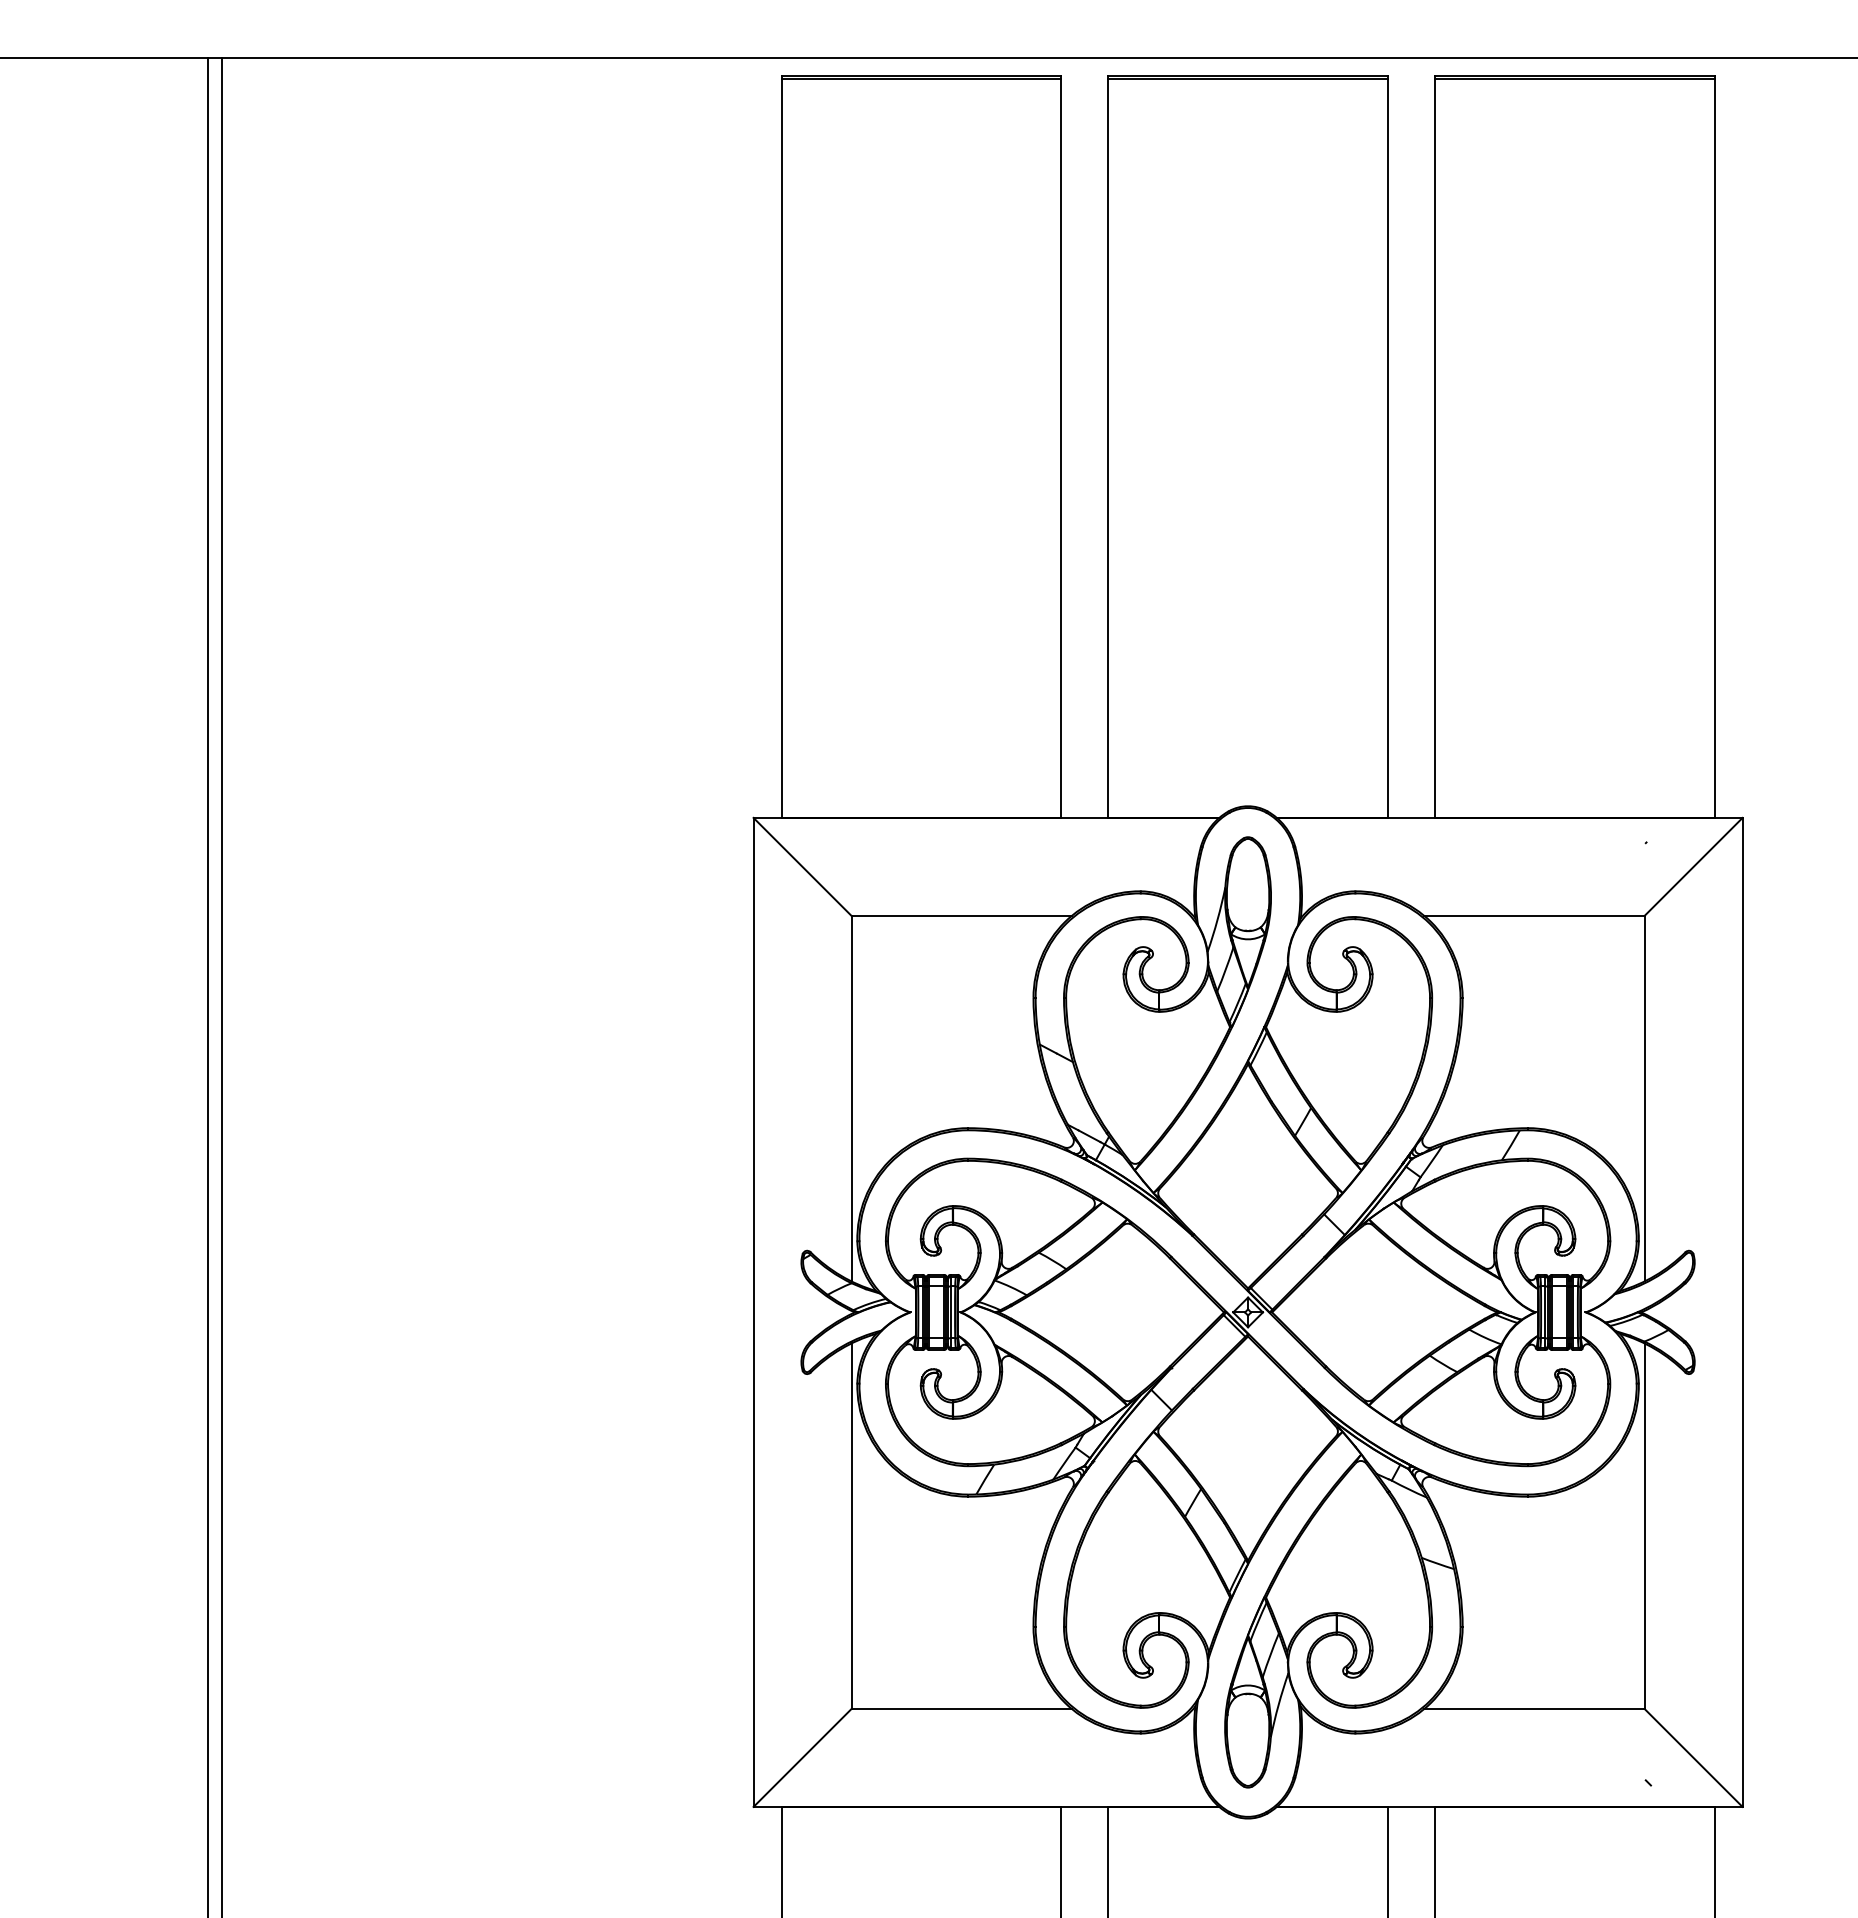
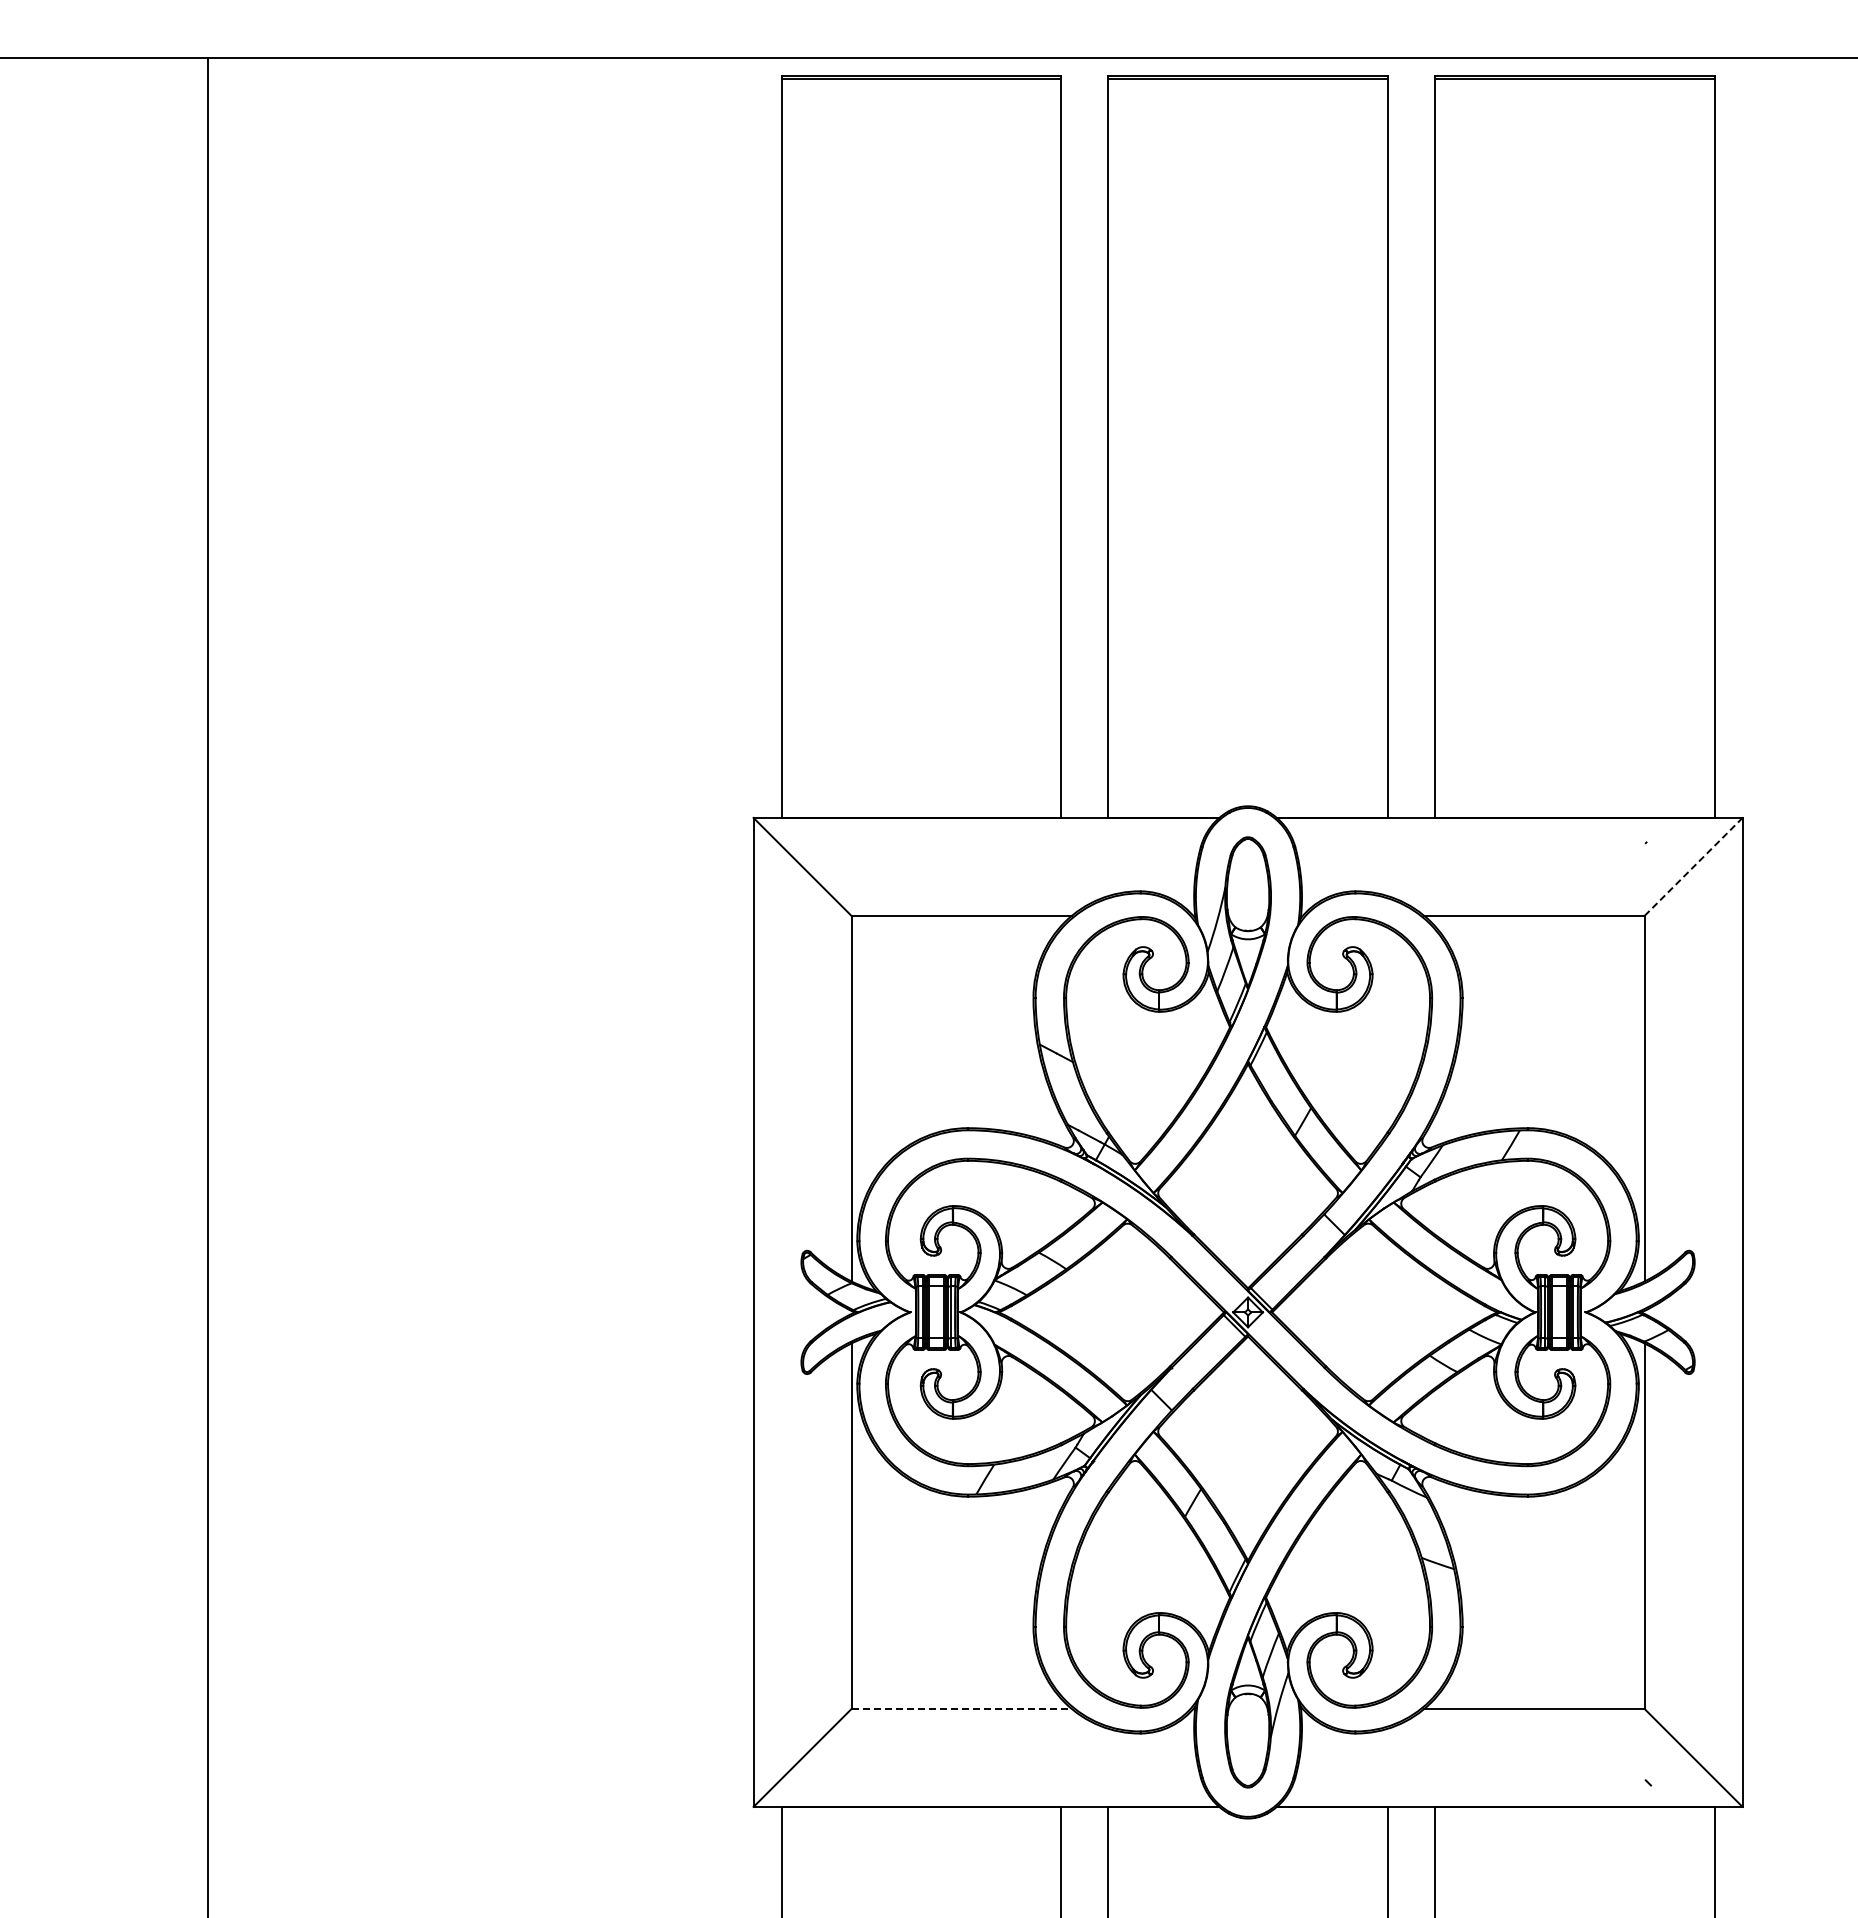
line: solid -> dashed (1693, 866)
line: present -> none (221, 985)
line: solid -> dashed (962, 1708)
